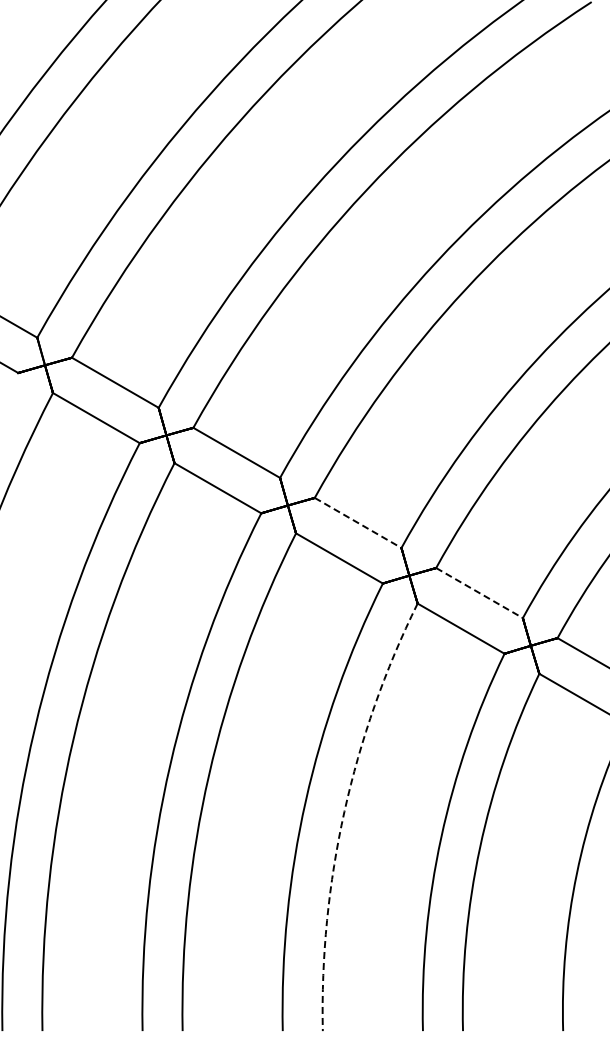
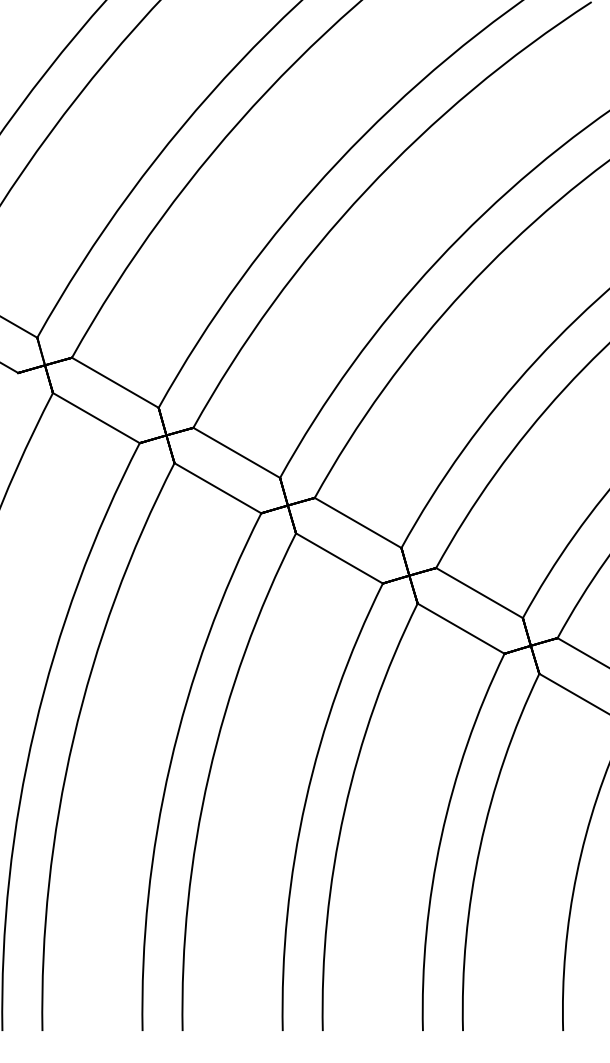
line: dashed -> solid (358, 523)
line: dashed -> solid (479, 593)
arc: dashed -> solid (344, 811)
